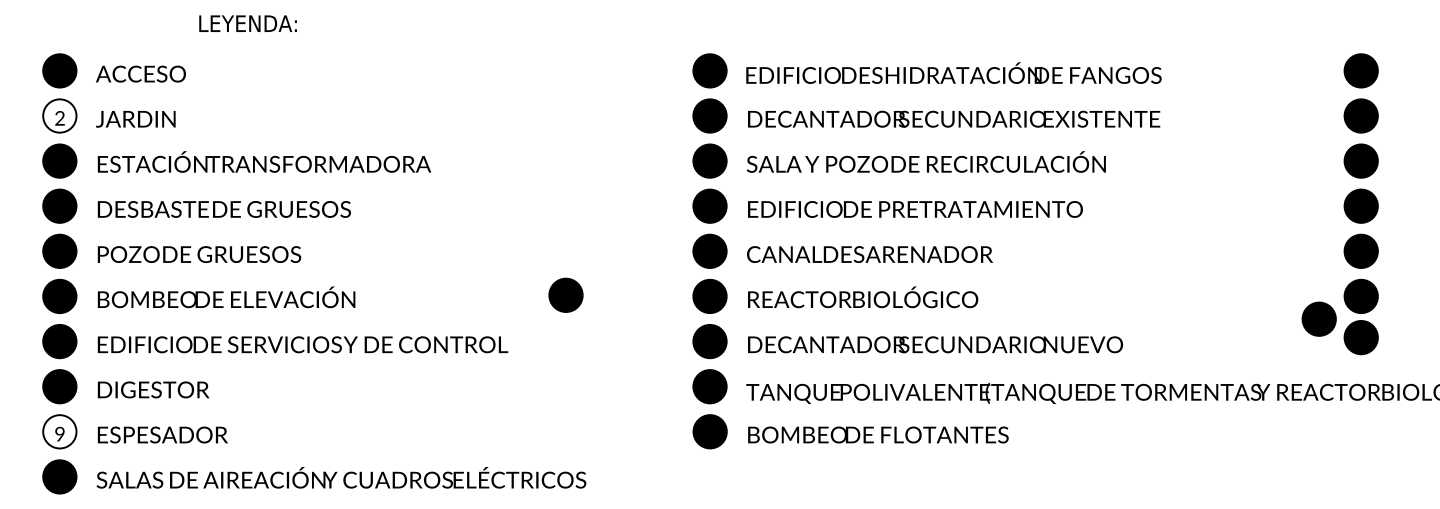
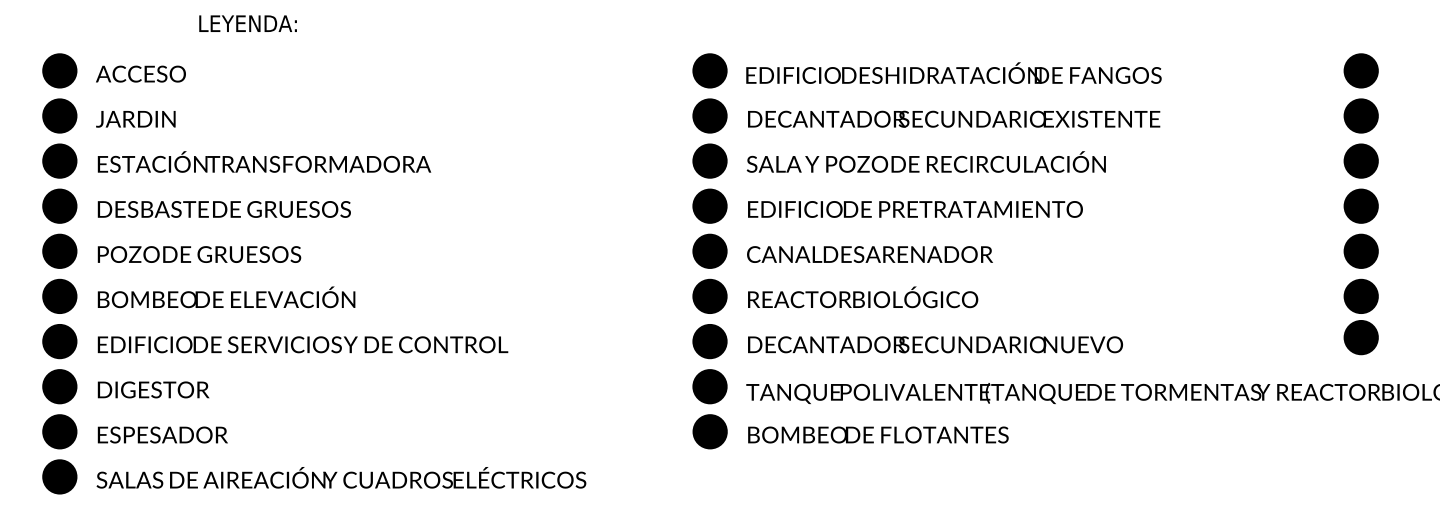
fill: none -> present (59, 115)
part: present -> none (565, 294)
part: present -> none (1318, 318)
fill: none -> present (59, 431)
